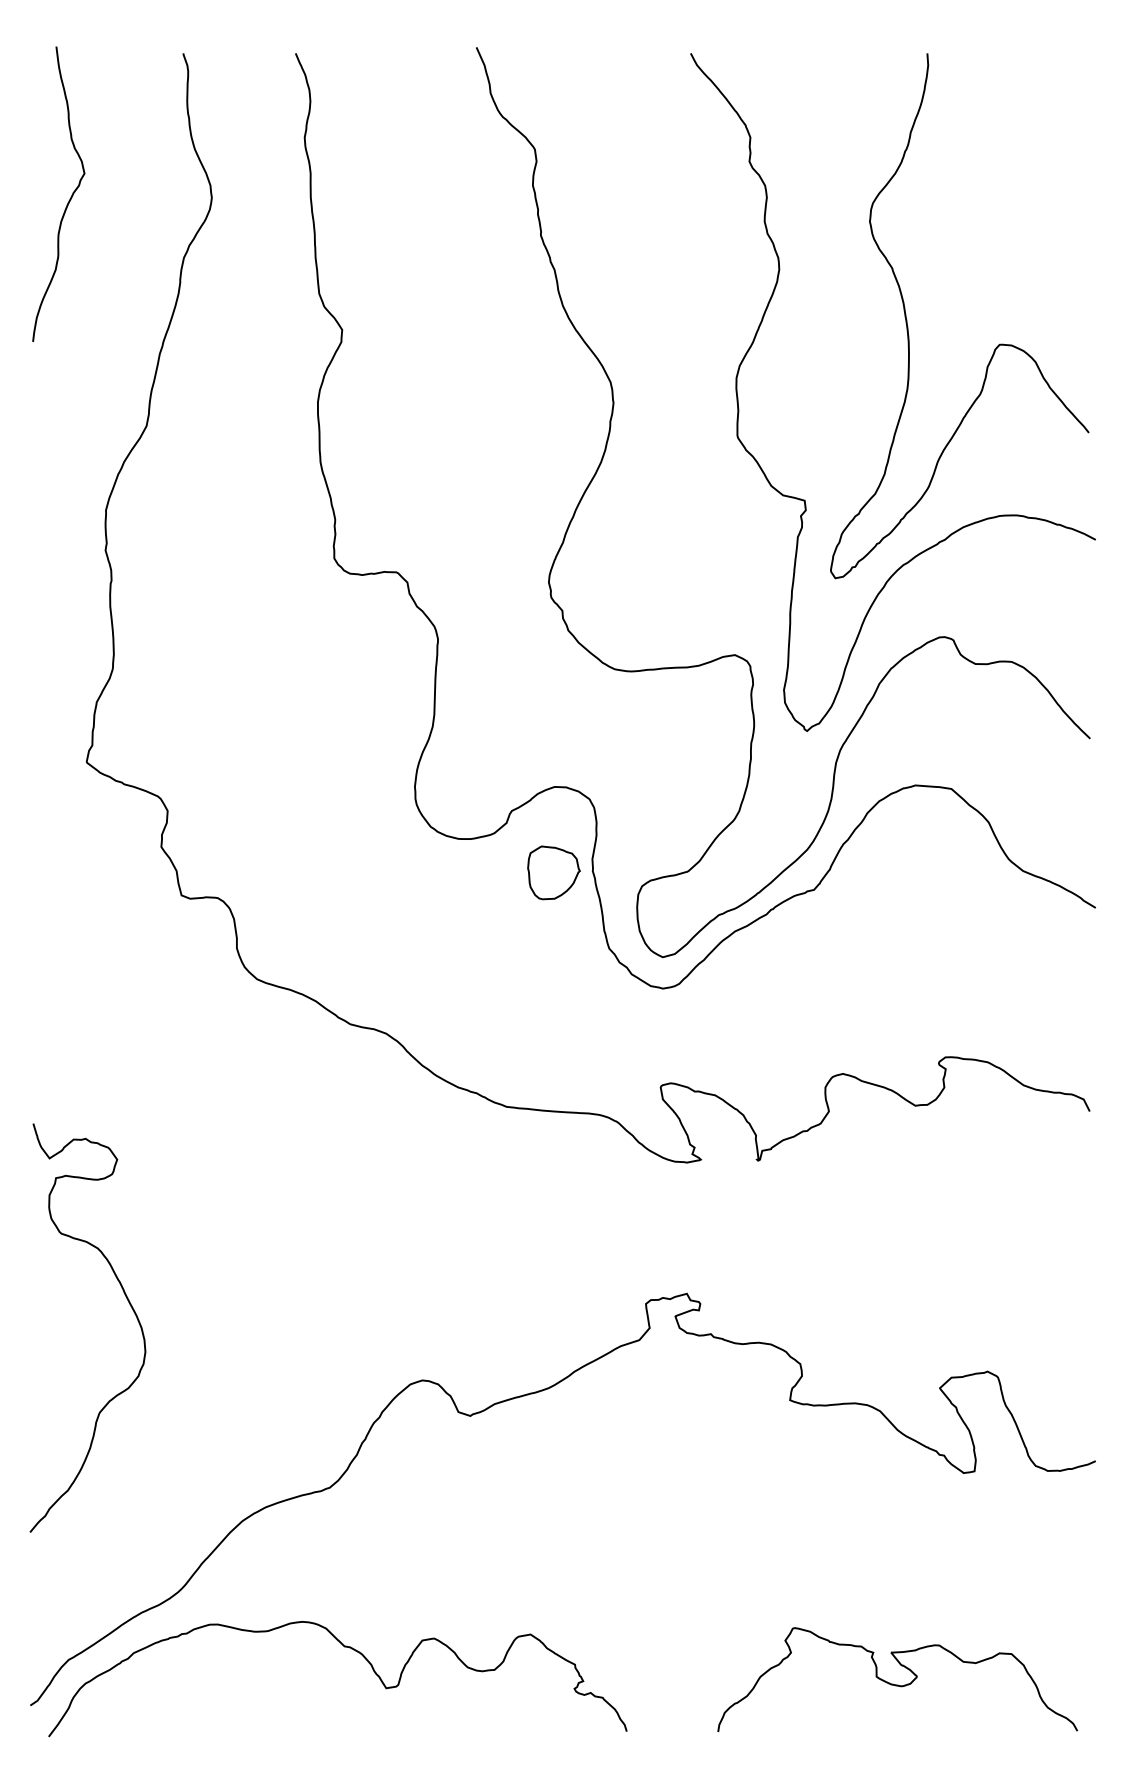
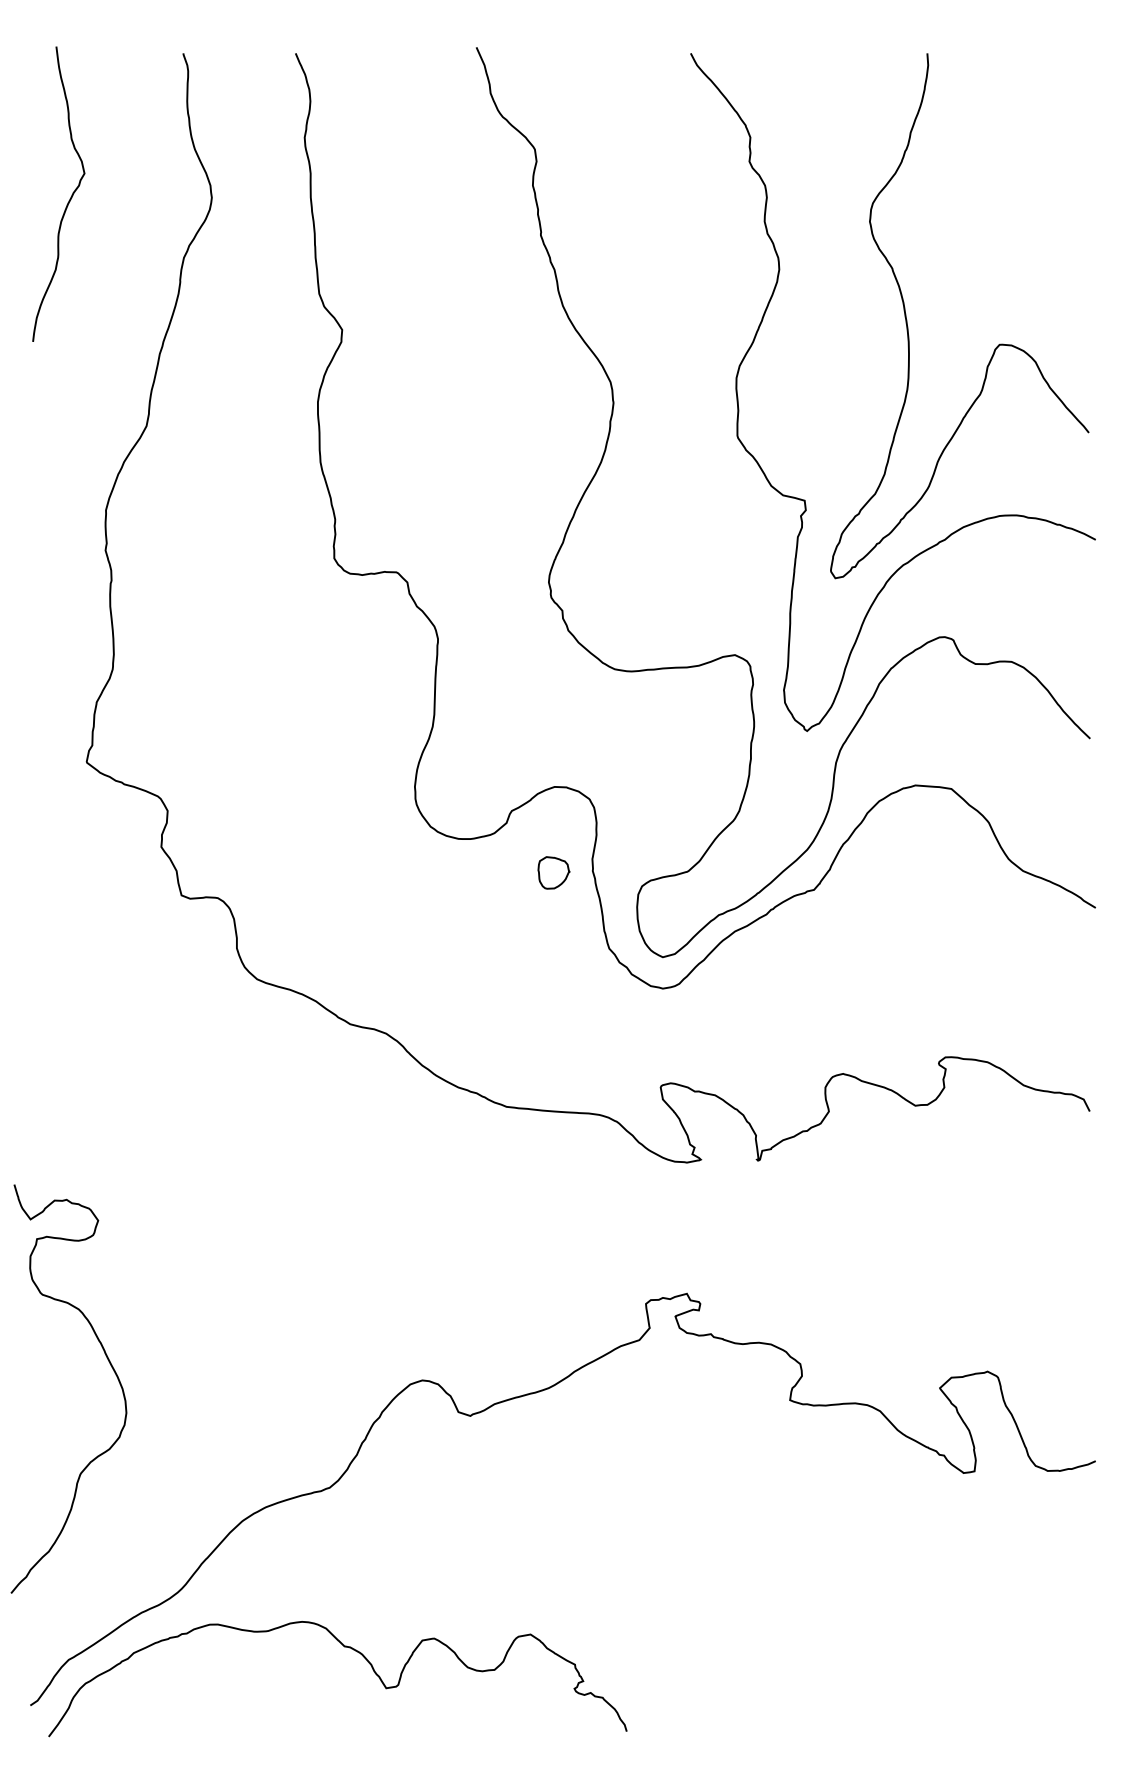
part size: 54x56 px -> 34x34 px (553, 872)
curve position: (130, 1306) -> (111, 1367) (111, 1367)
curve: present -> none (897, 1684)
